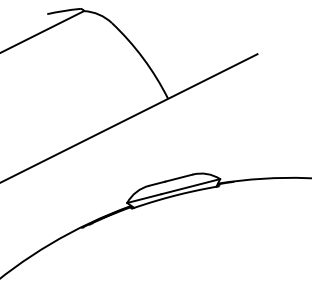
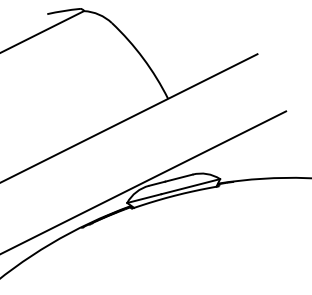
line: none -> present (144, 182)
